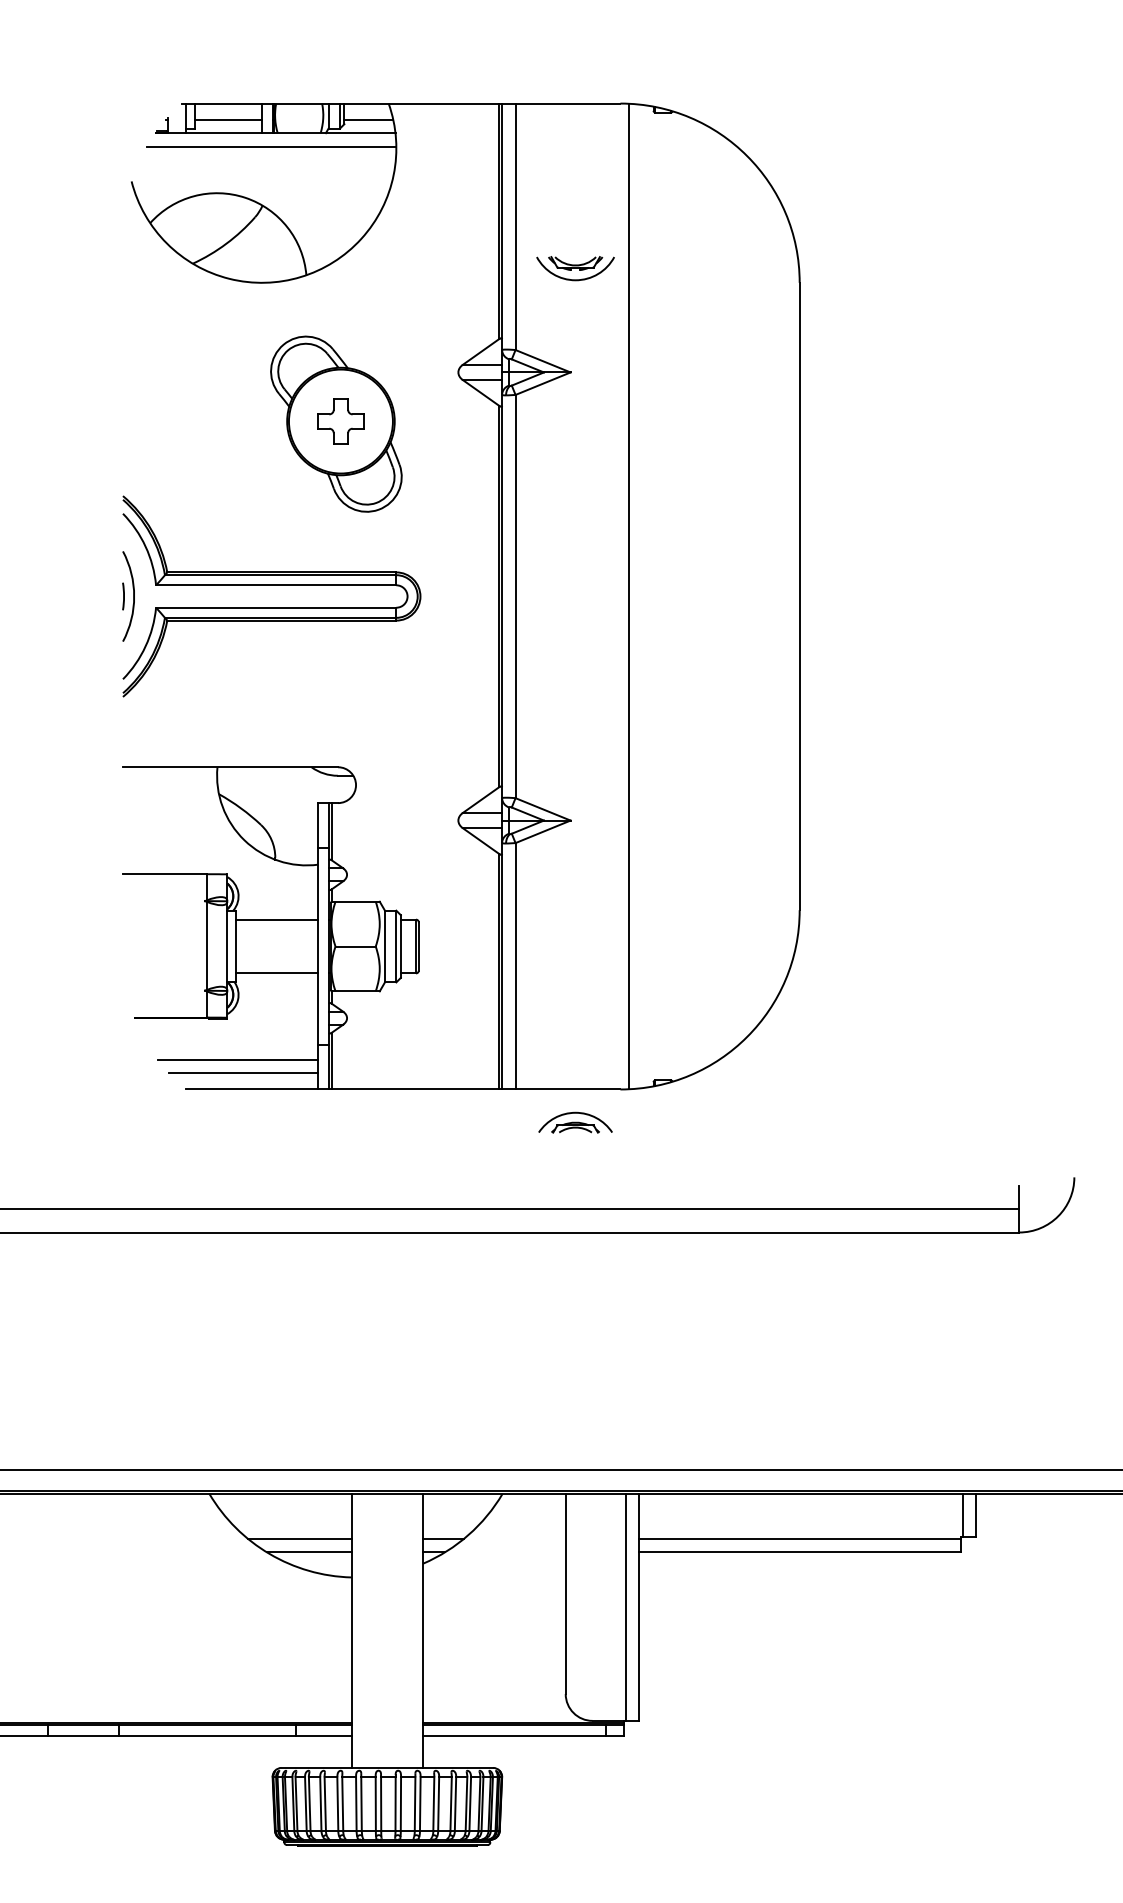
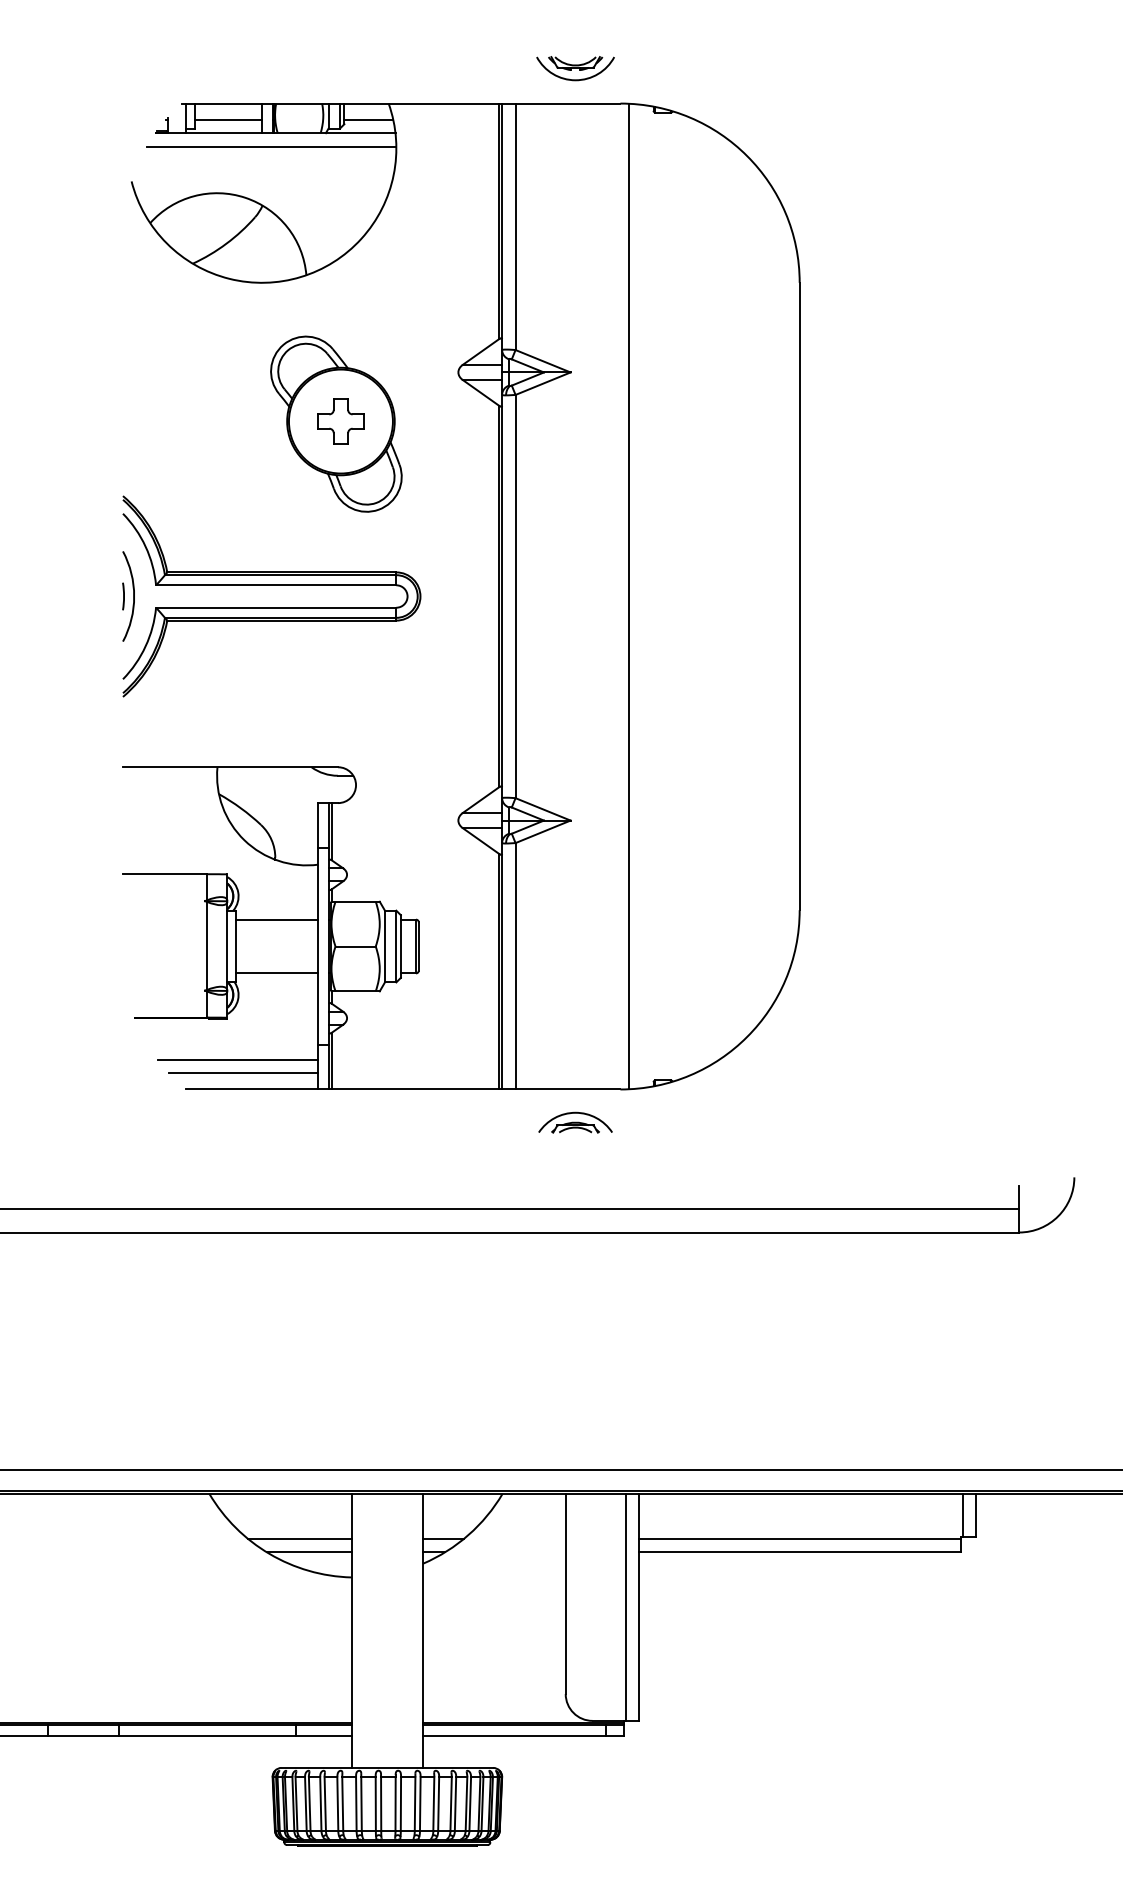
part position: (575, 268) -> (575, 68) (575, 68)
